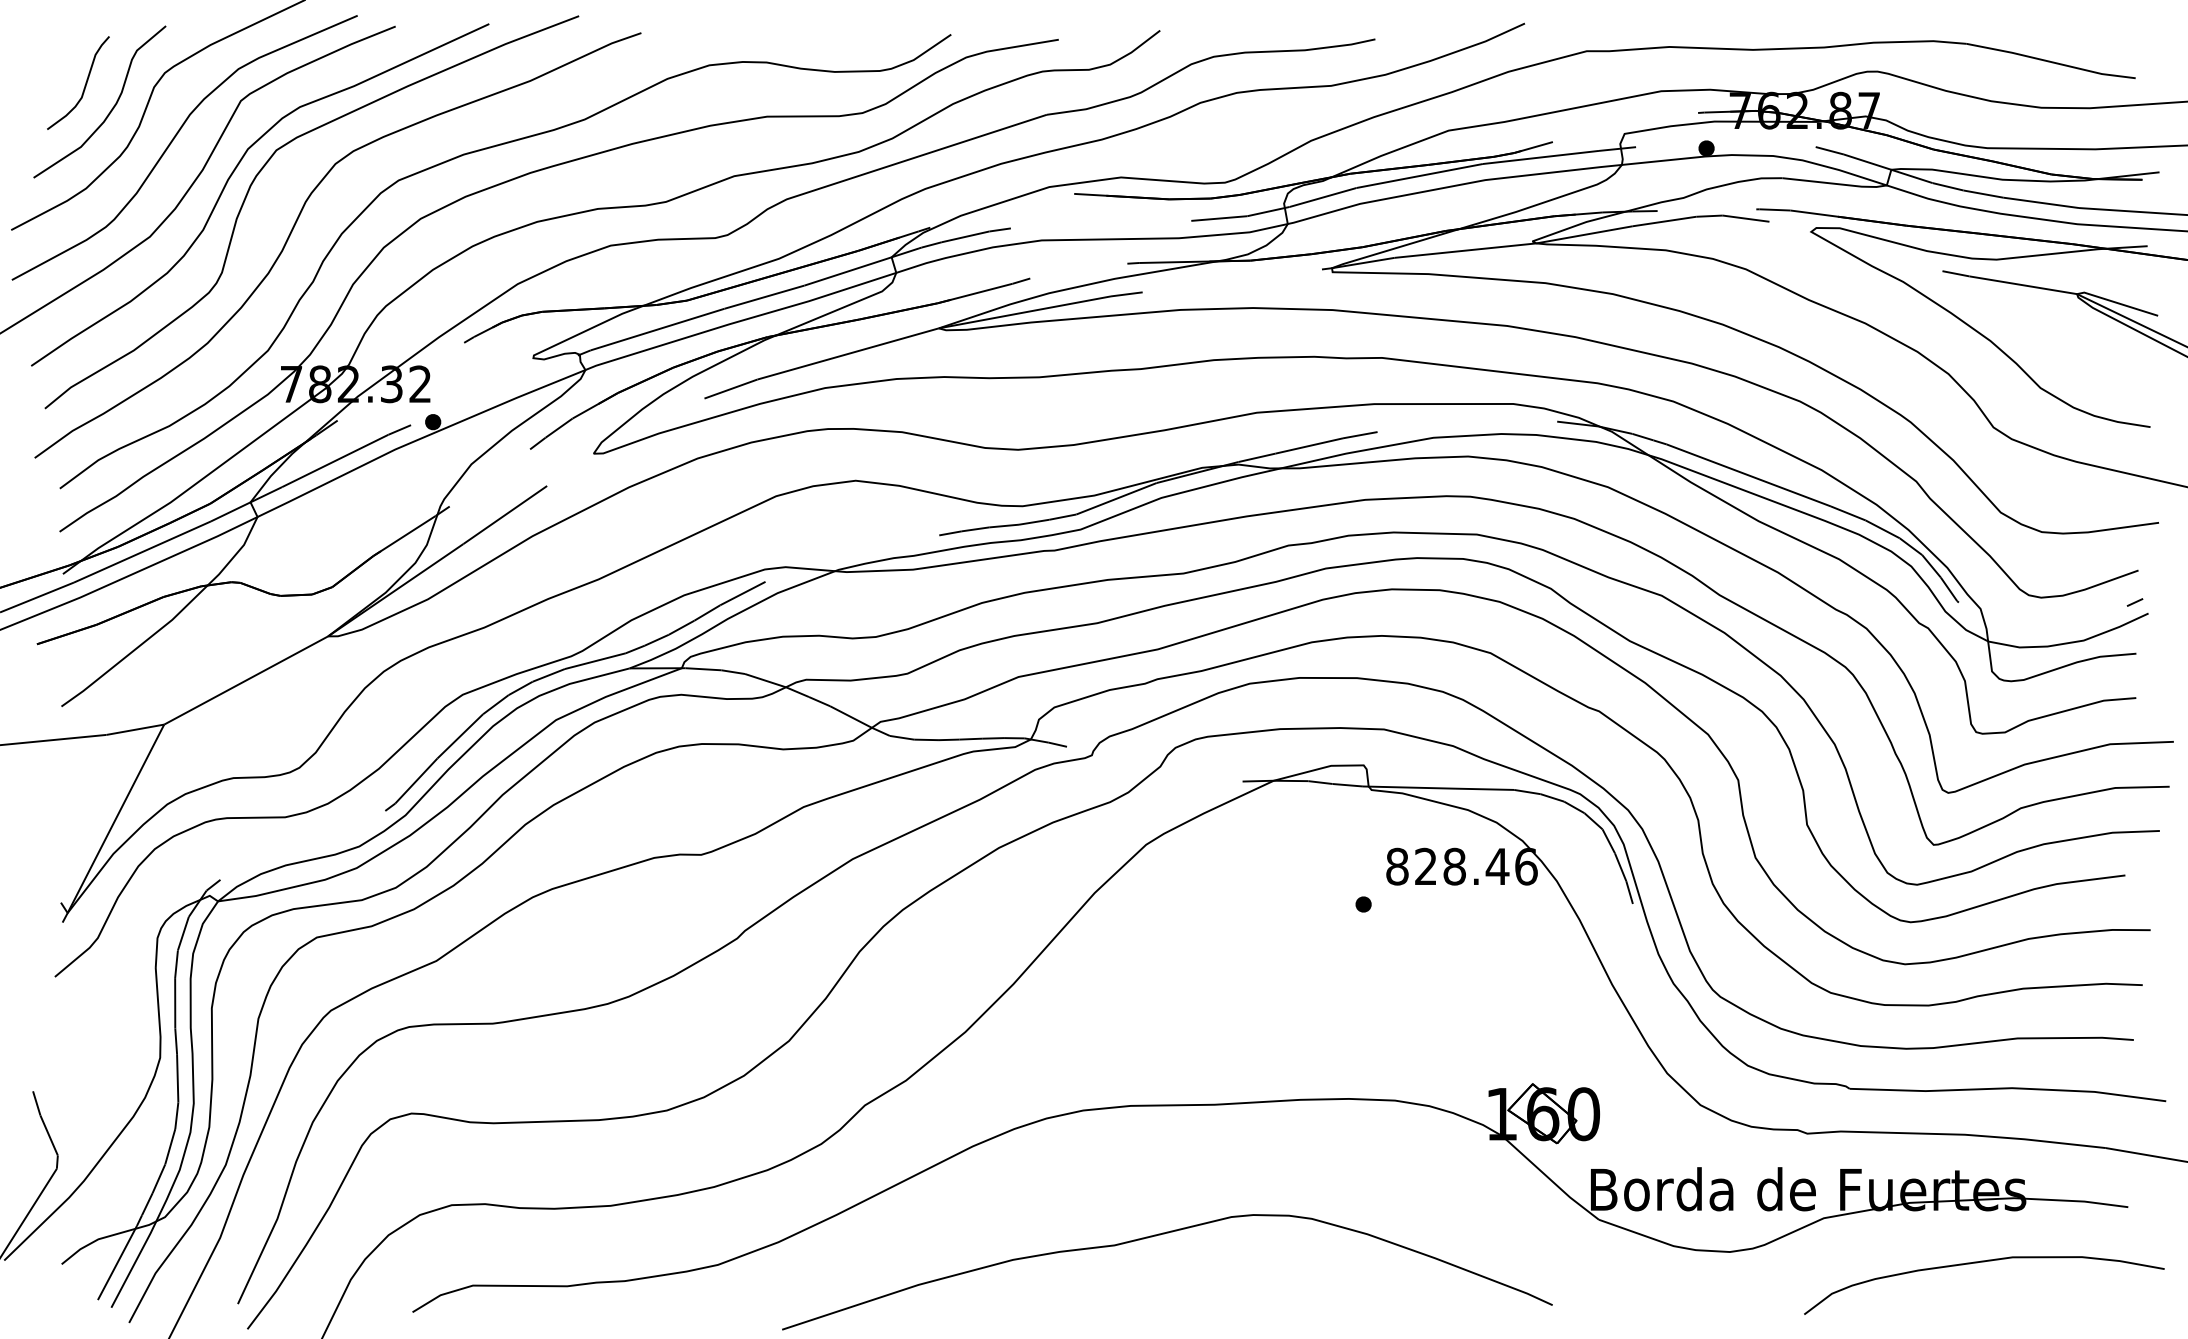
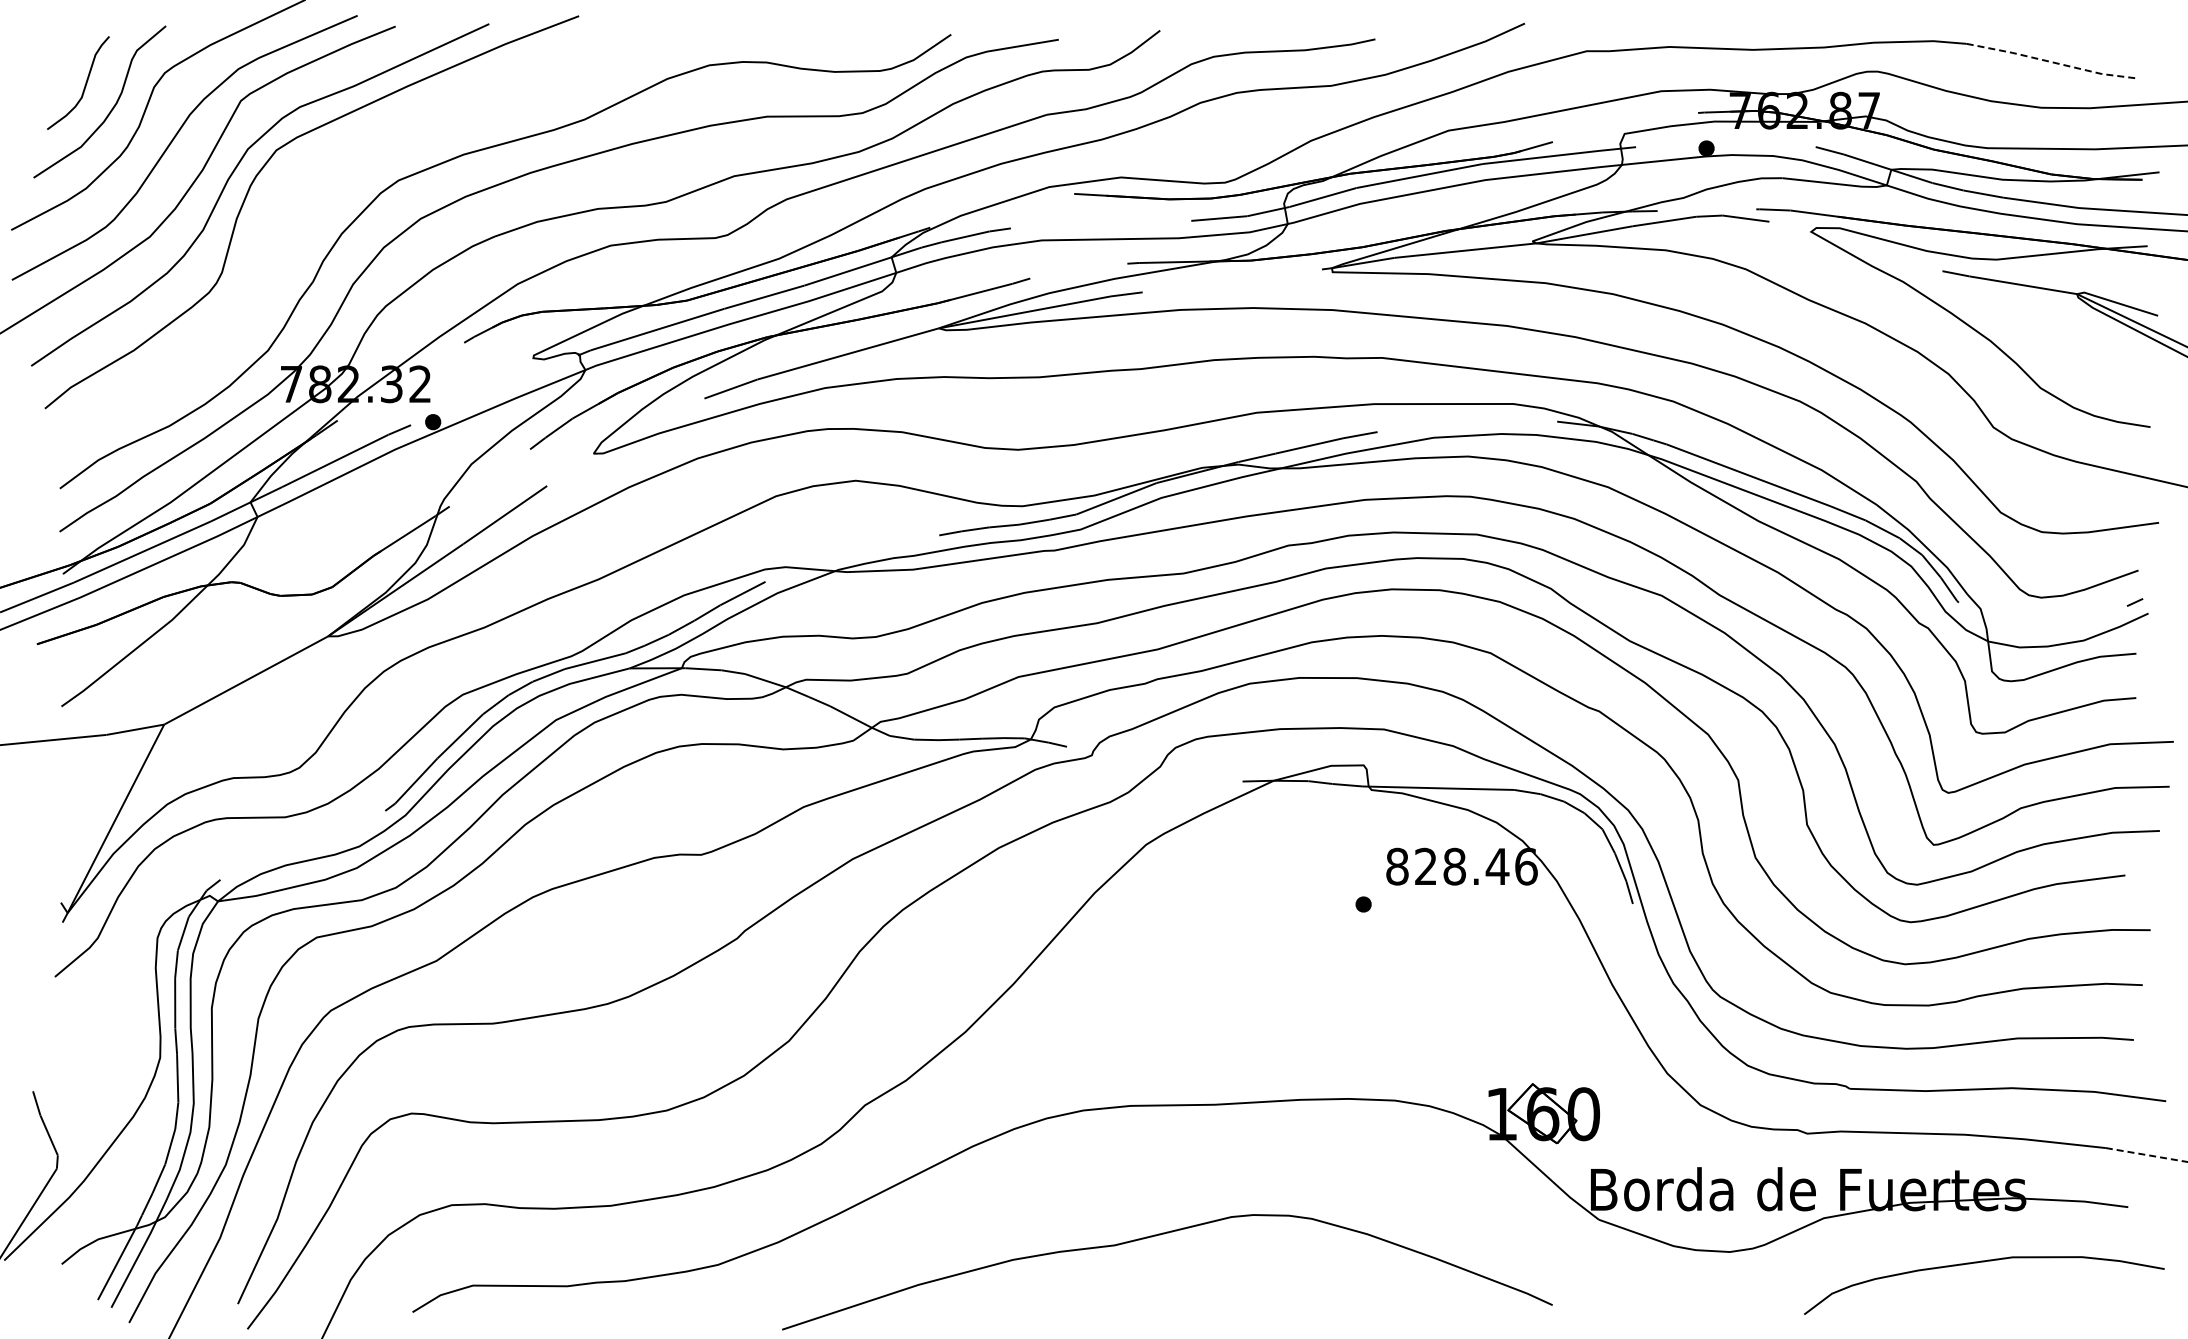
line: solid -> dashed (2050, 61)
curve: present -> none (295, 225)
line: solid -> dashed (2146, 1155)
